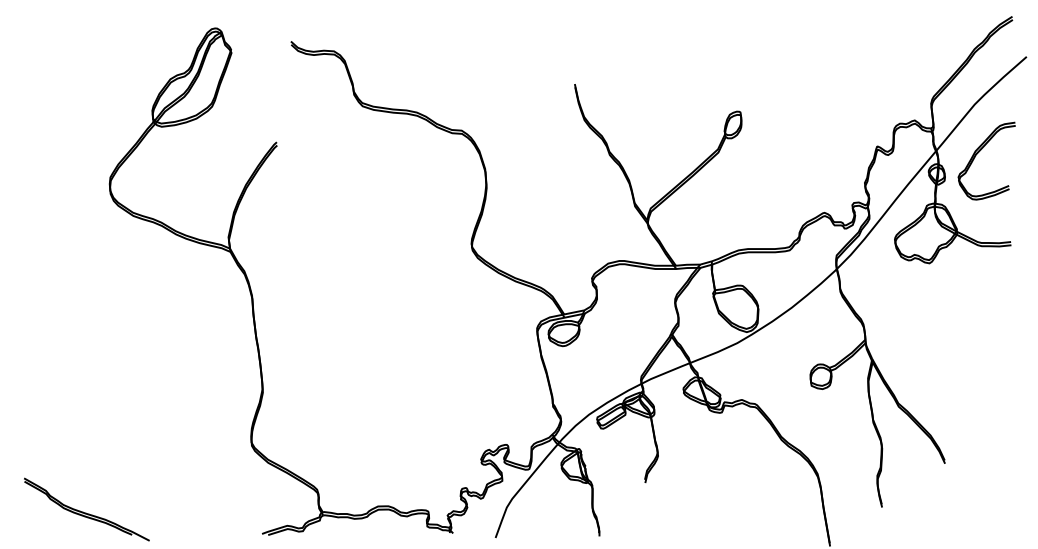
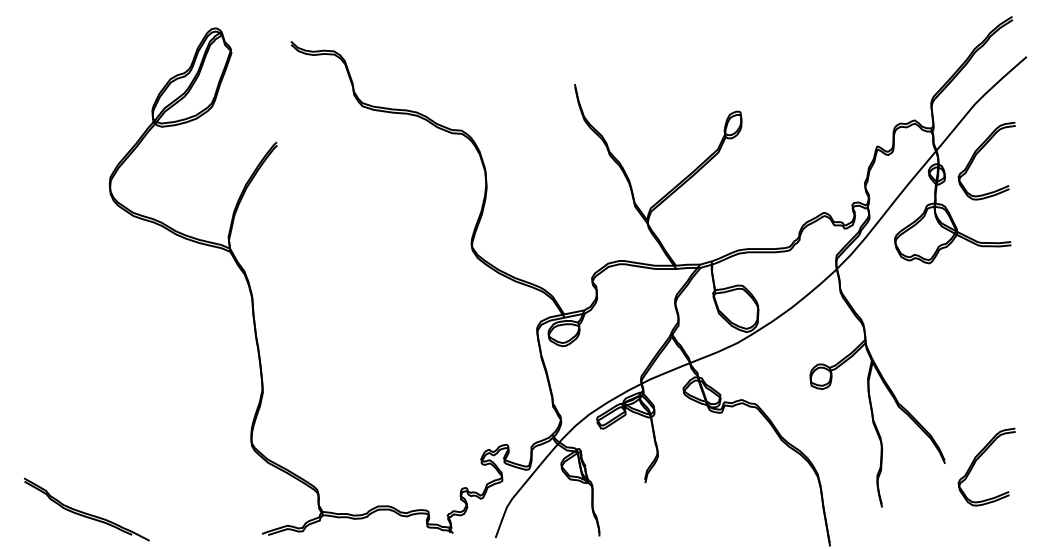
part: none -> present (979, 458)
